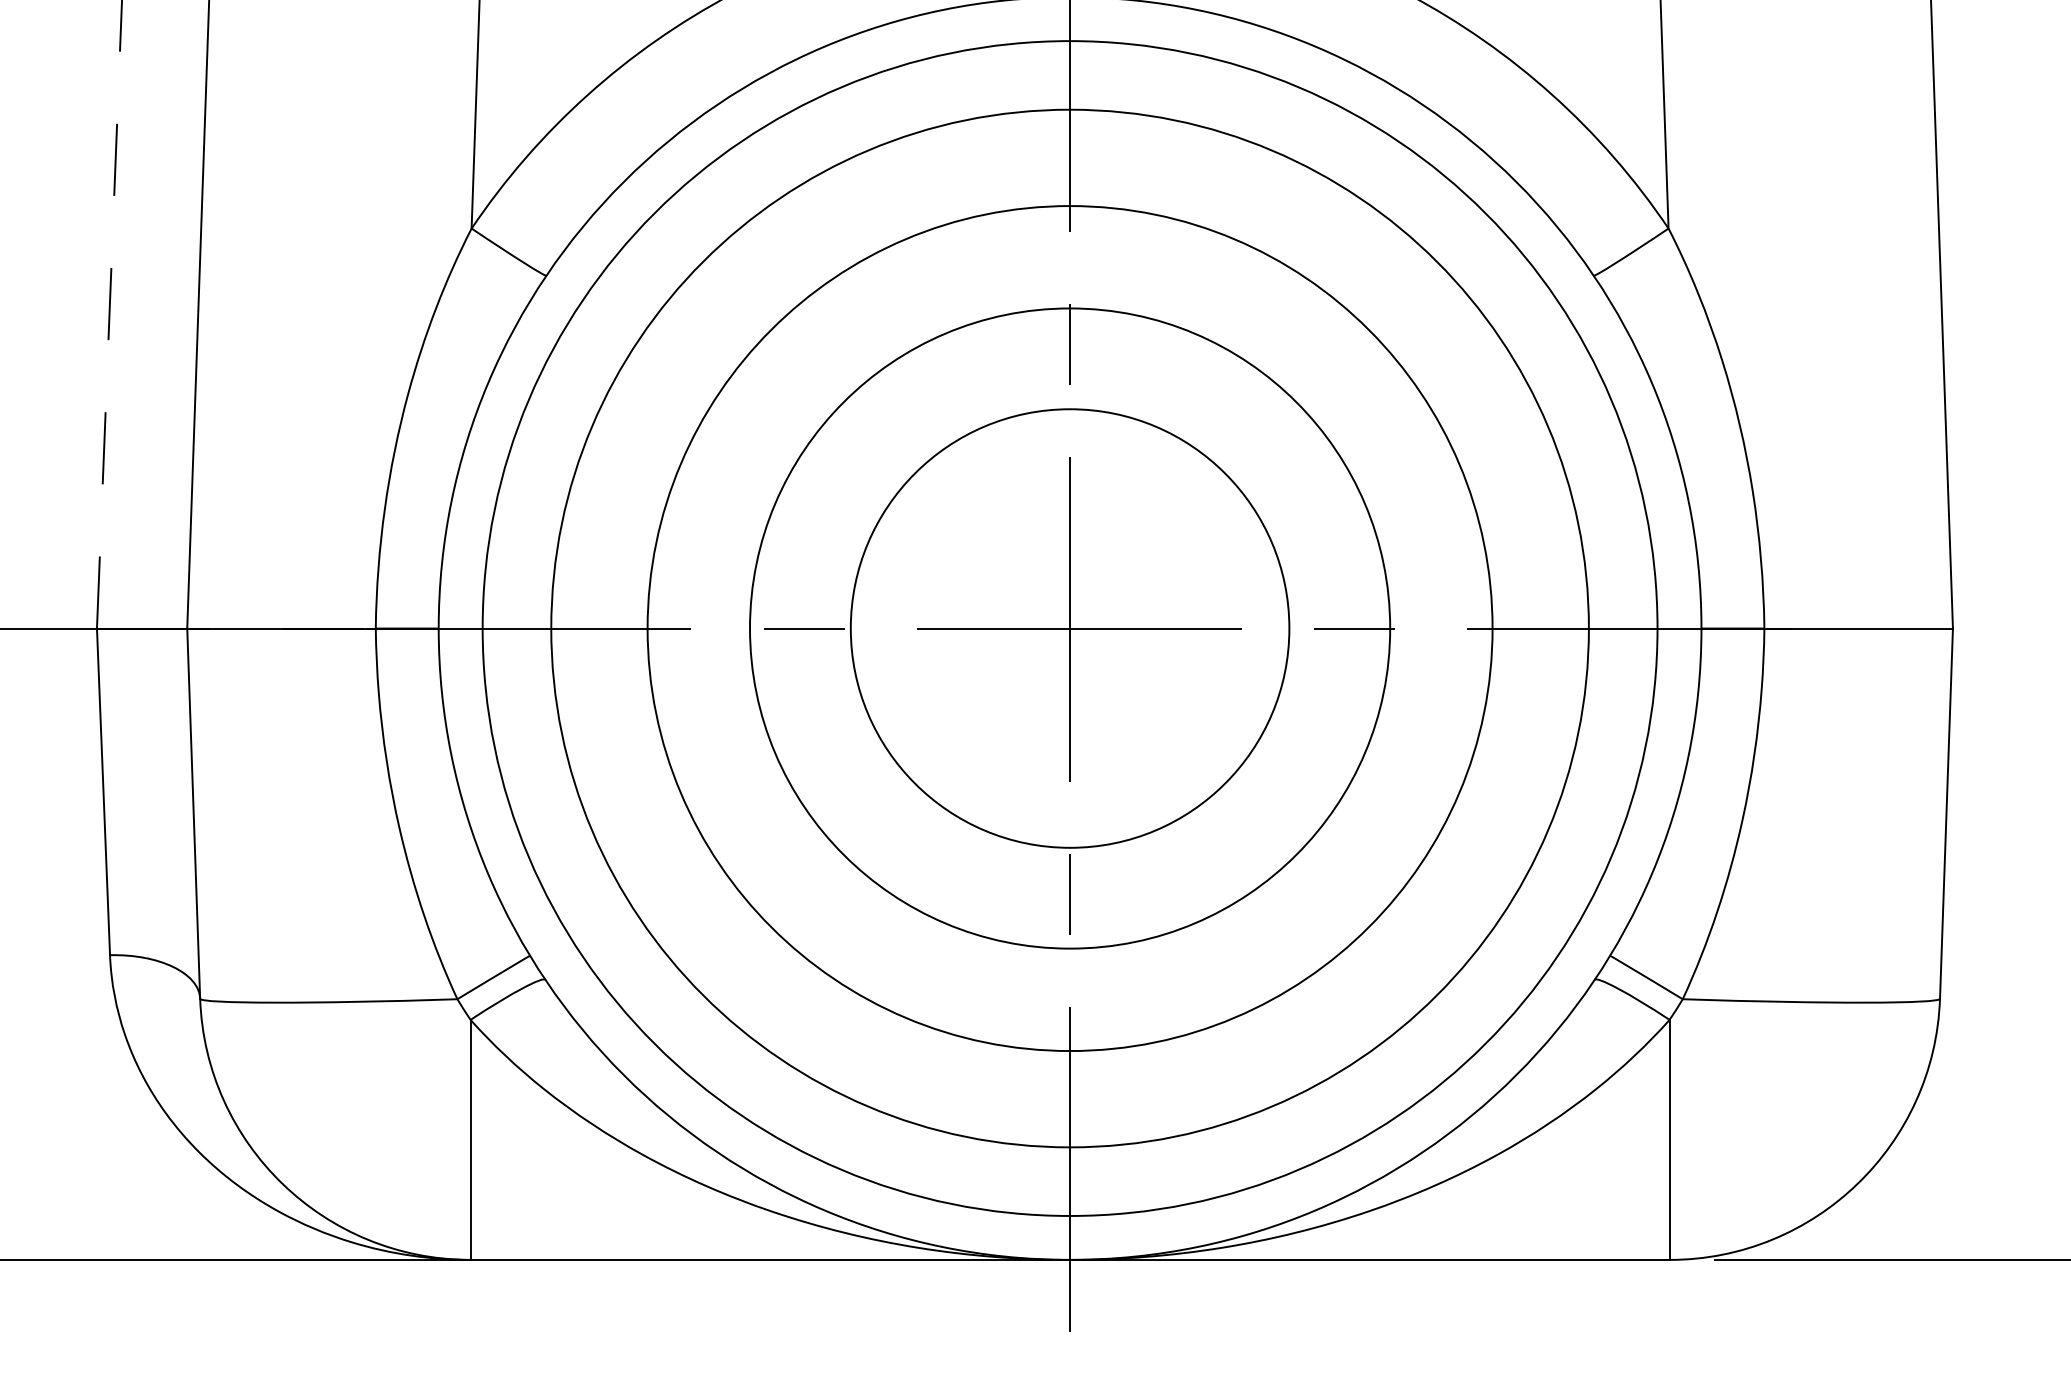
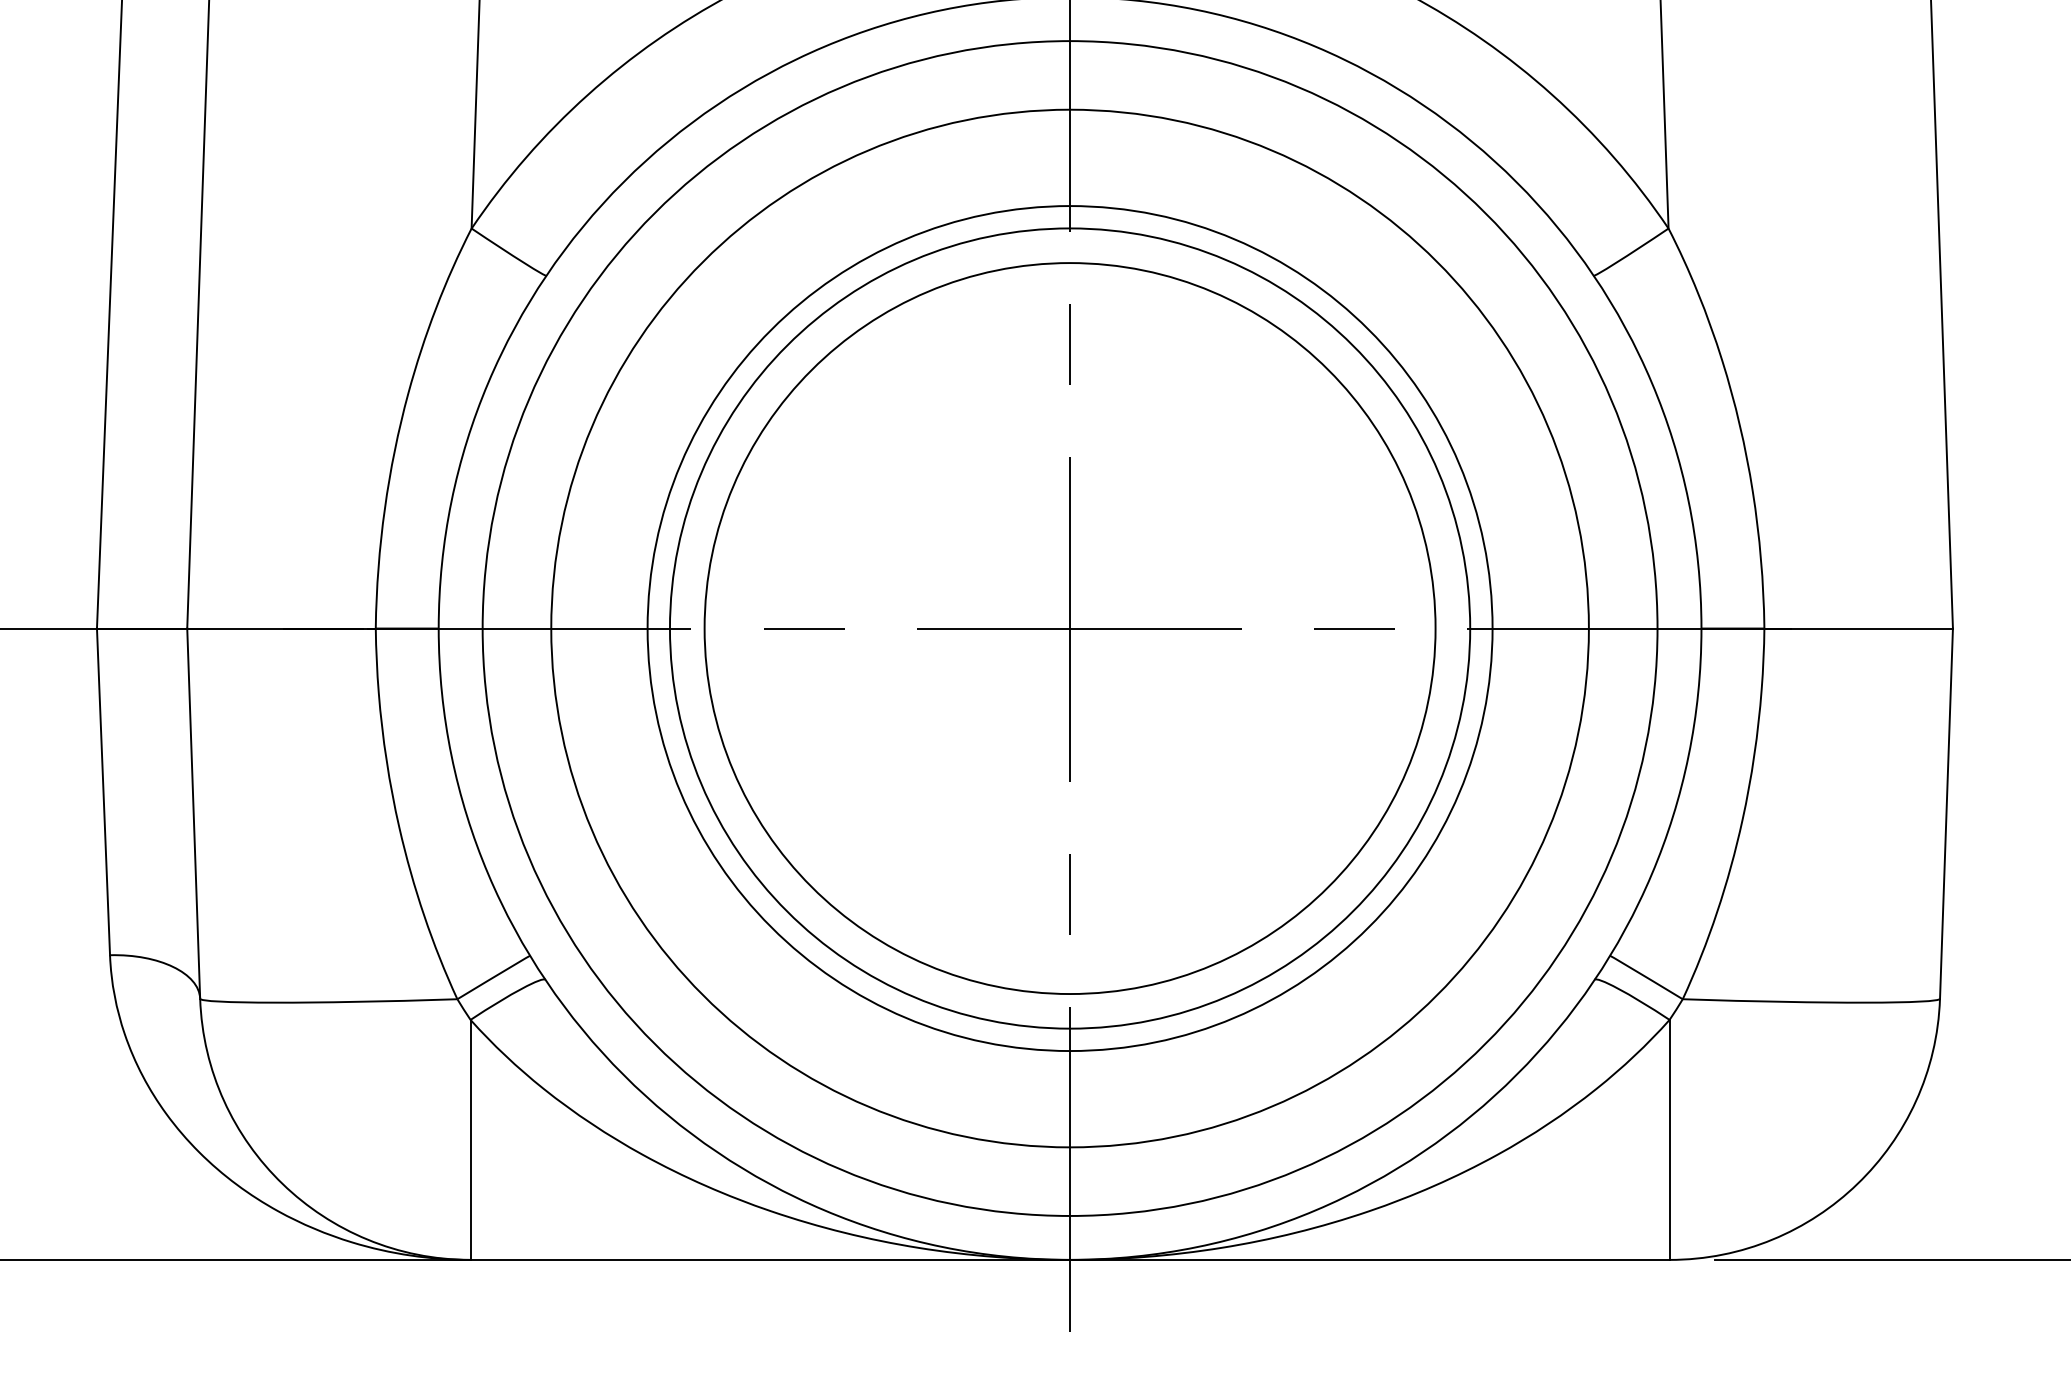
line: dashed -> solid (109, 313)
circle diameter: 439 px -> 731 px (1069, 628)
circle diameter: 640 px -> 800 px (1069, 628)
